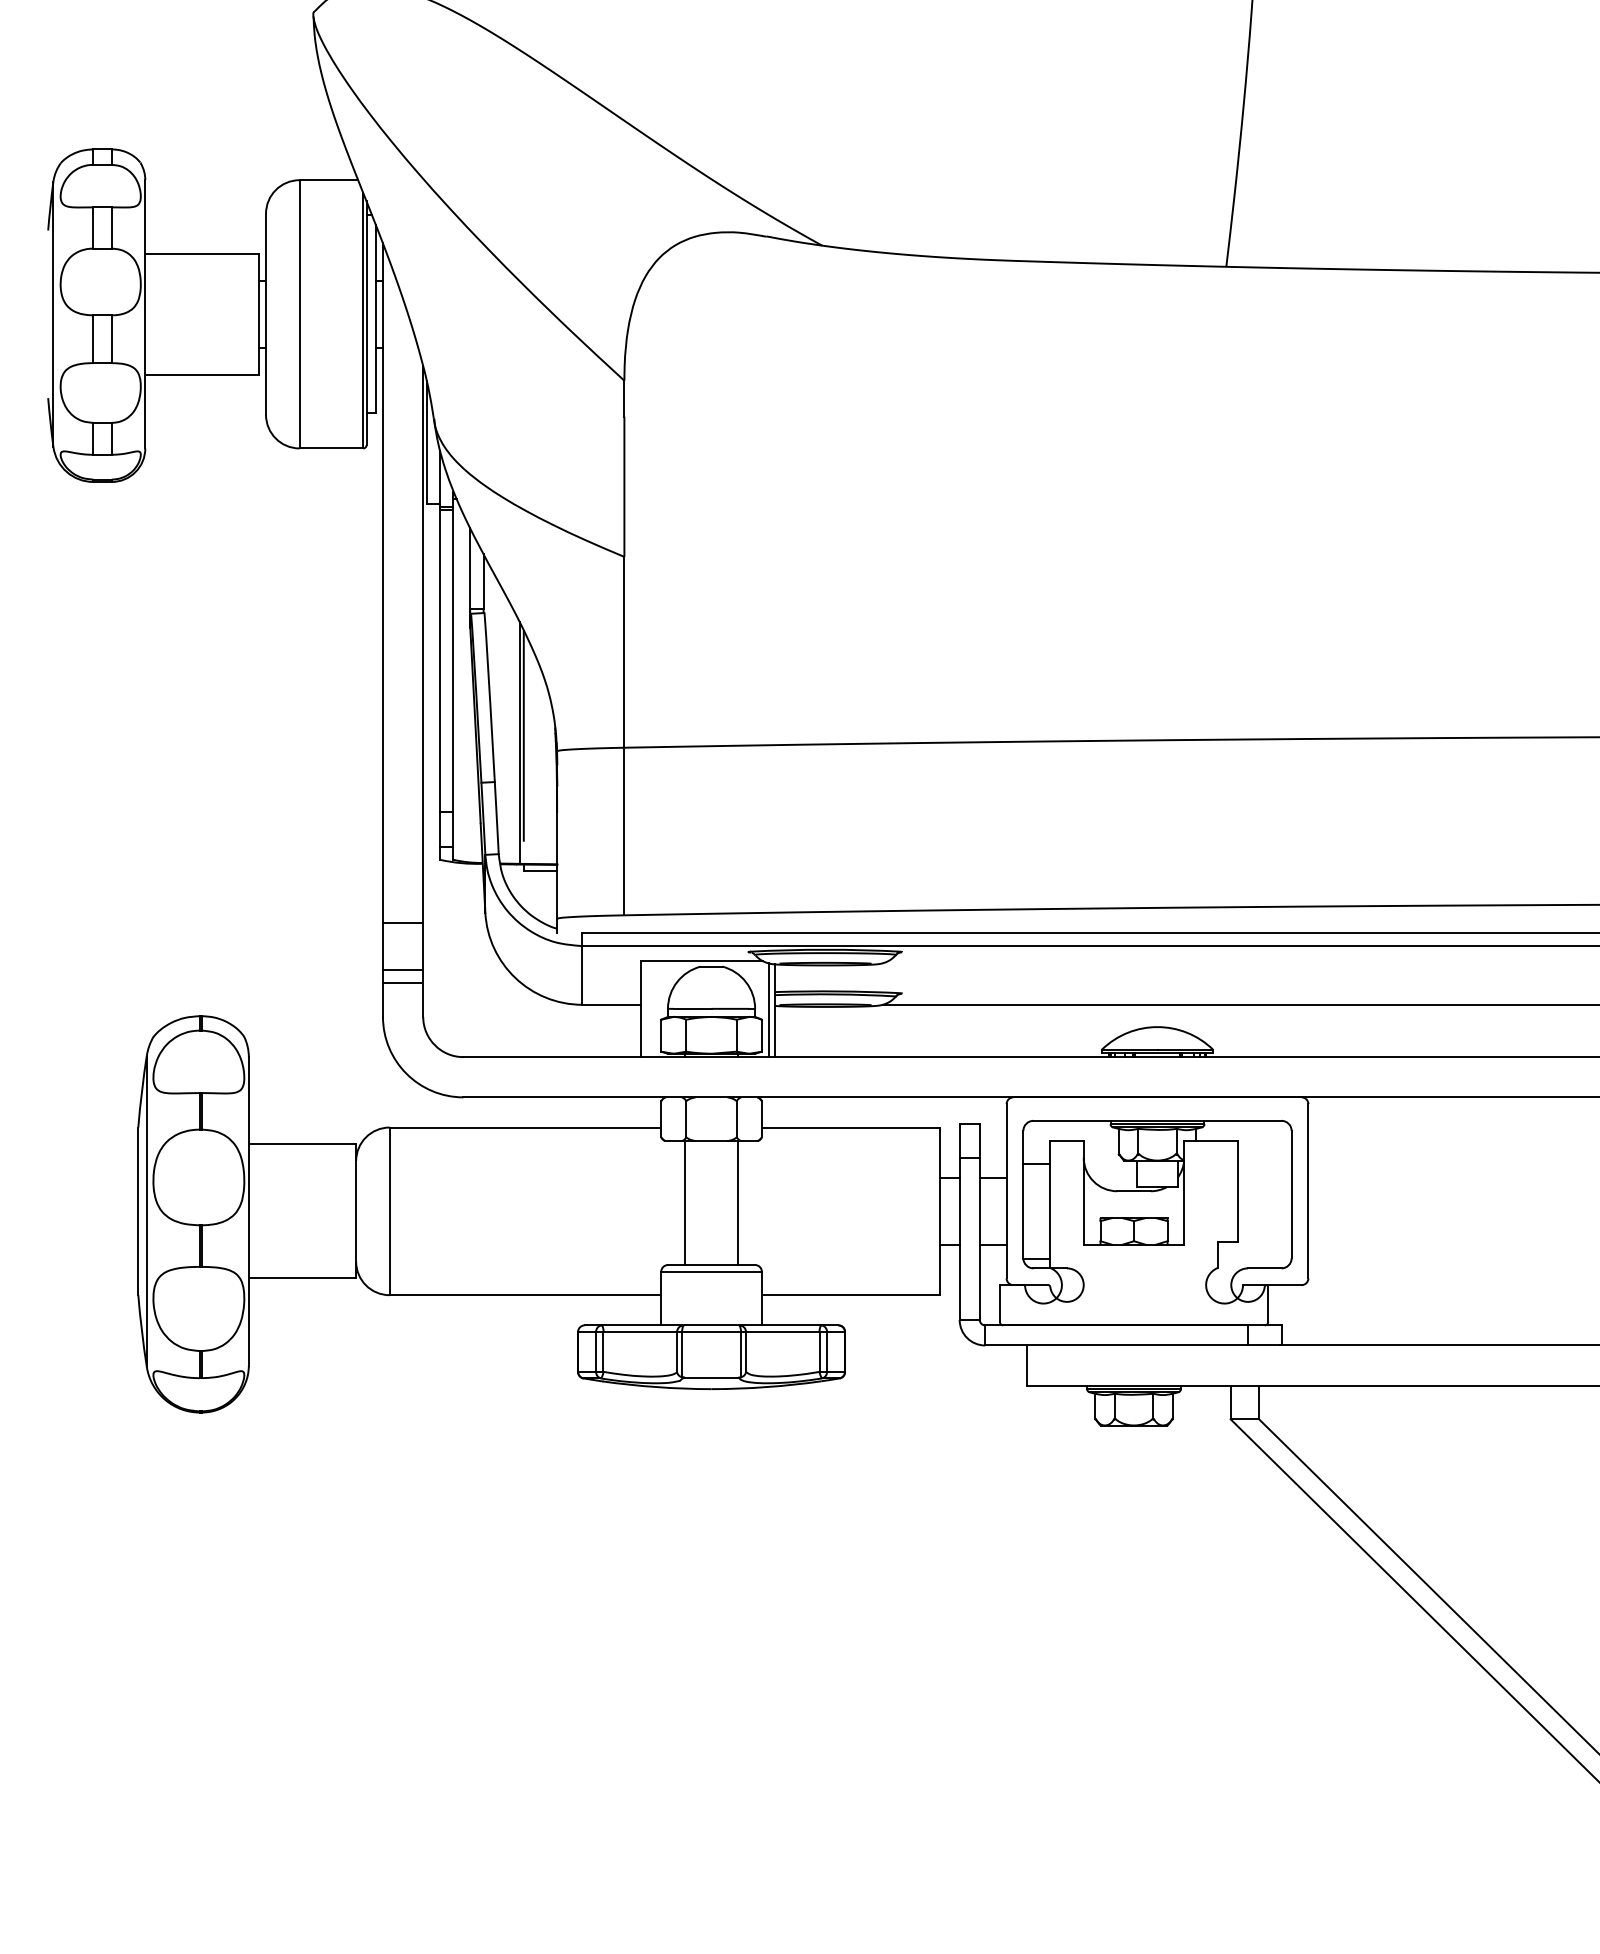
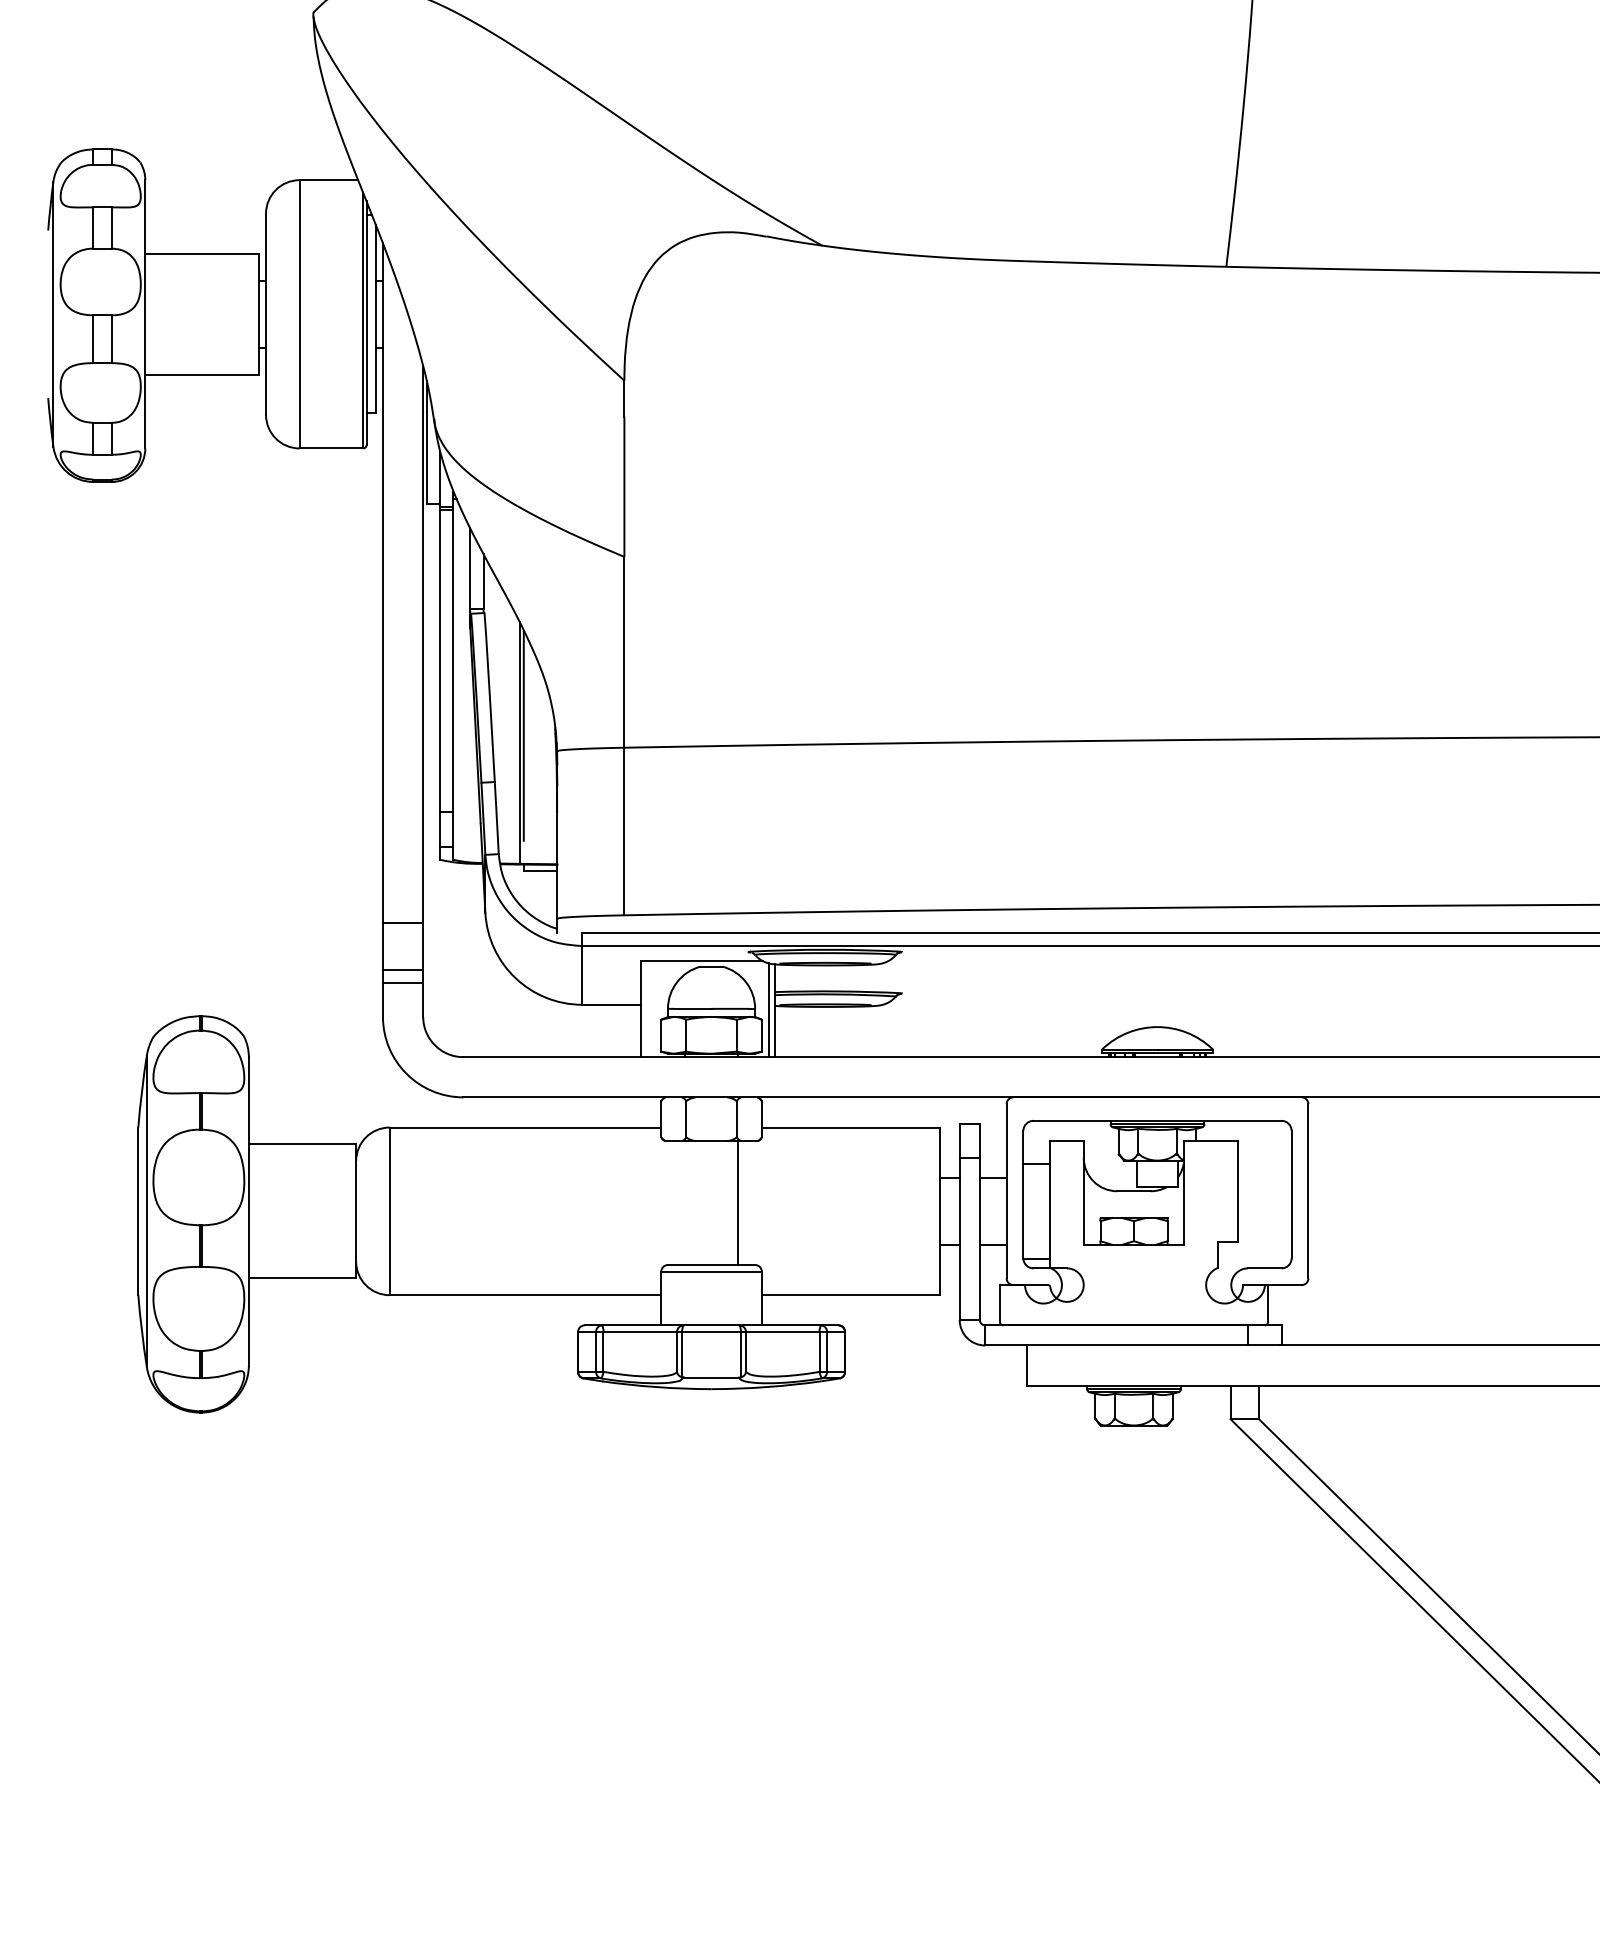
line: present -> none (1239, 1004)
line: present -> none (684, 1202)
